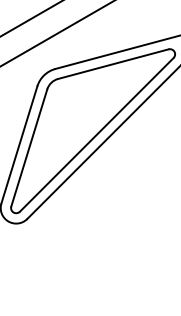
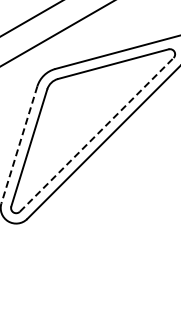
line: solid -> dashed (96, 134)
line: solid -> dashed (19, 145)
